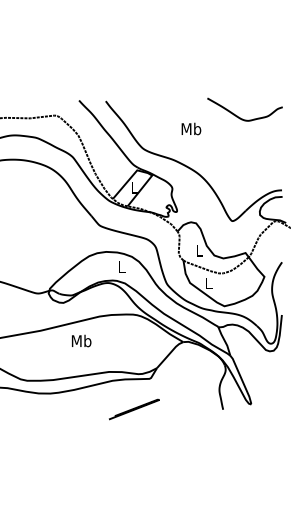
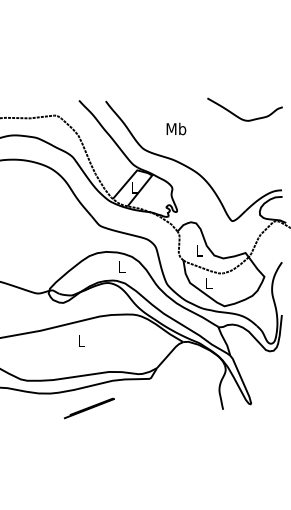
text position: (191, 128) -> (176, 128) (176, 128)
text: Mb -> L (81, 340)
line position: (134, 409) -> (89, 408) (89, 408)
